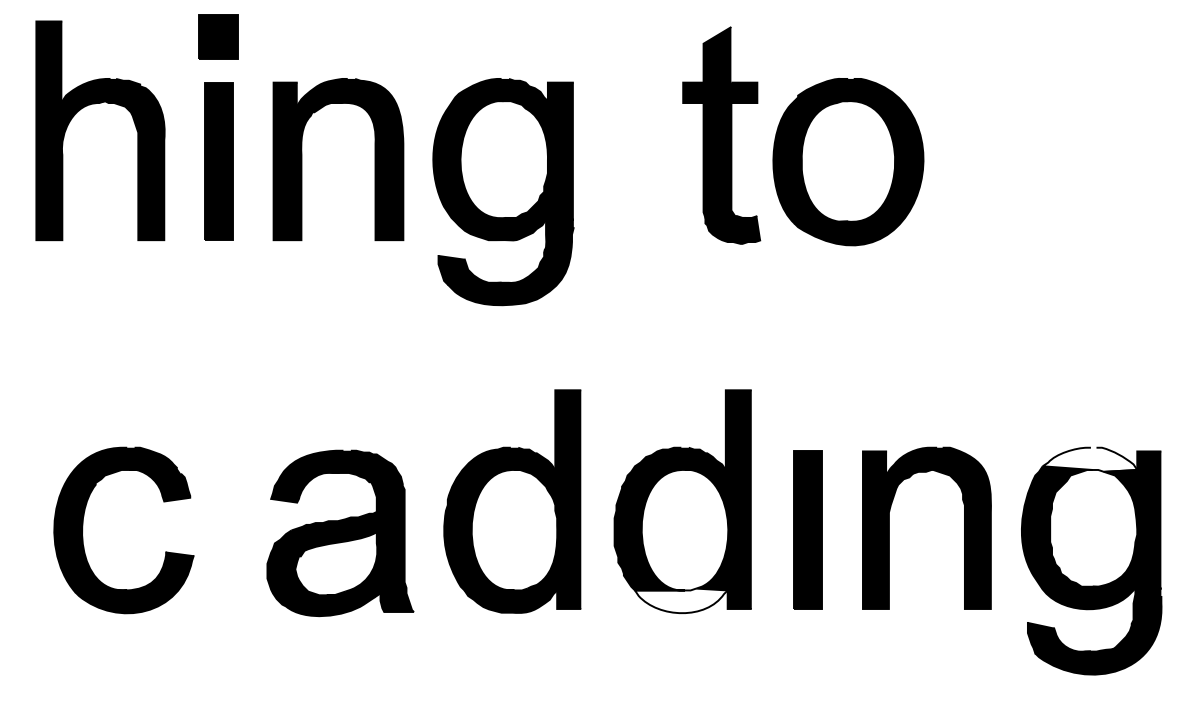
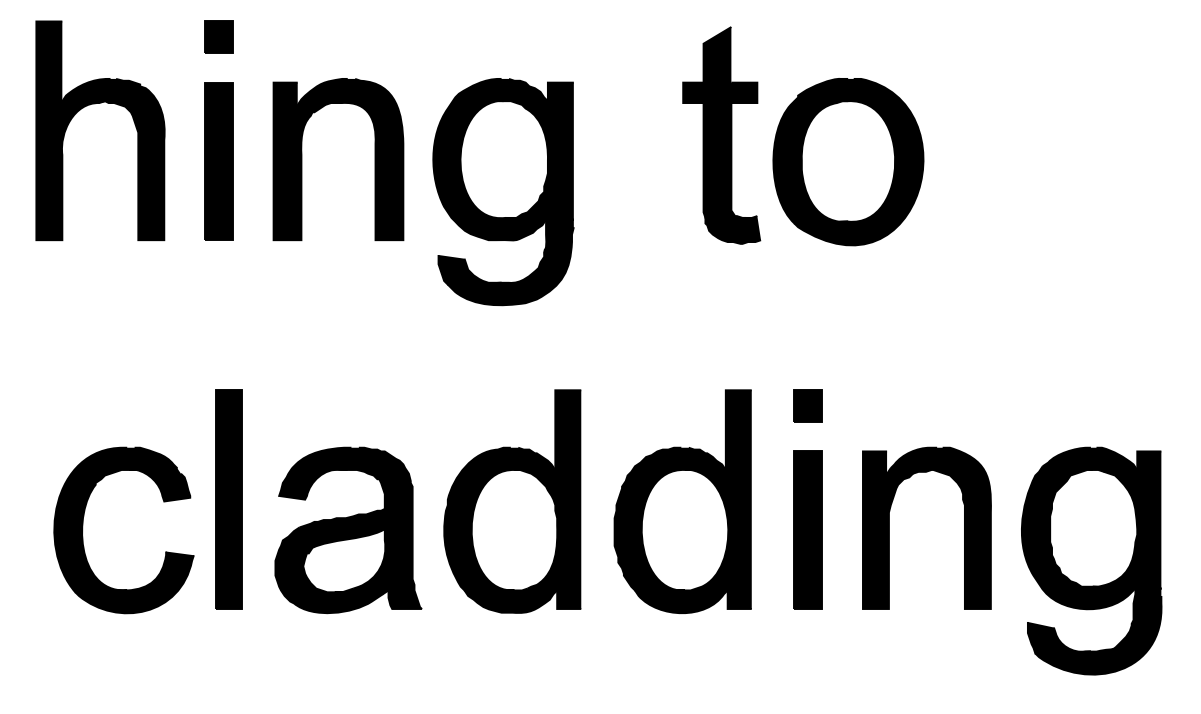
part size: 41x46 px -> 30x34 px (218, 36)
part: none -> present (807, 405)
fill: none -> present (1089, 459)
part: none -> present (228, 499)
part position: (340, 533) -> (348, 530) (348, 530)
fill: none -> present (681, 600)
